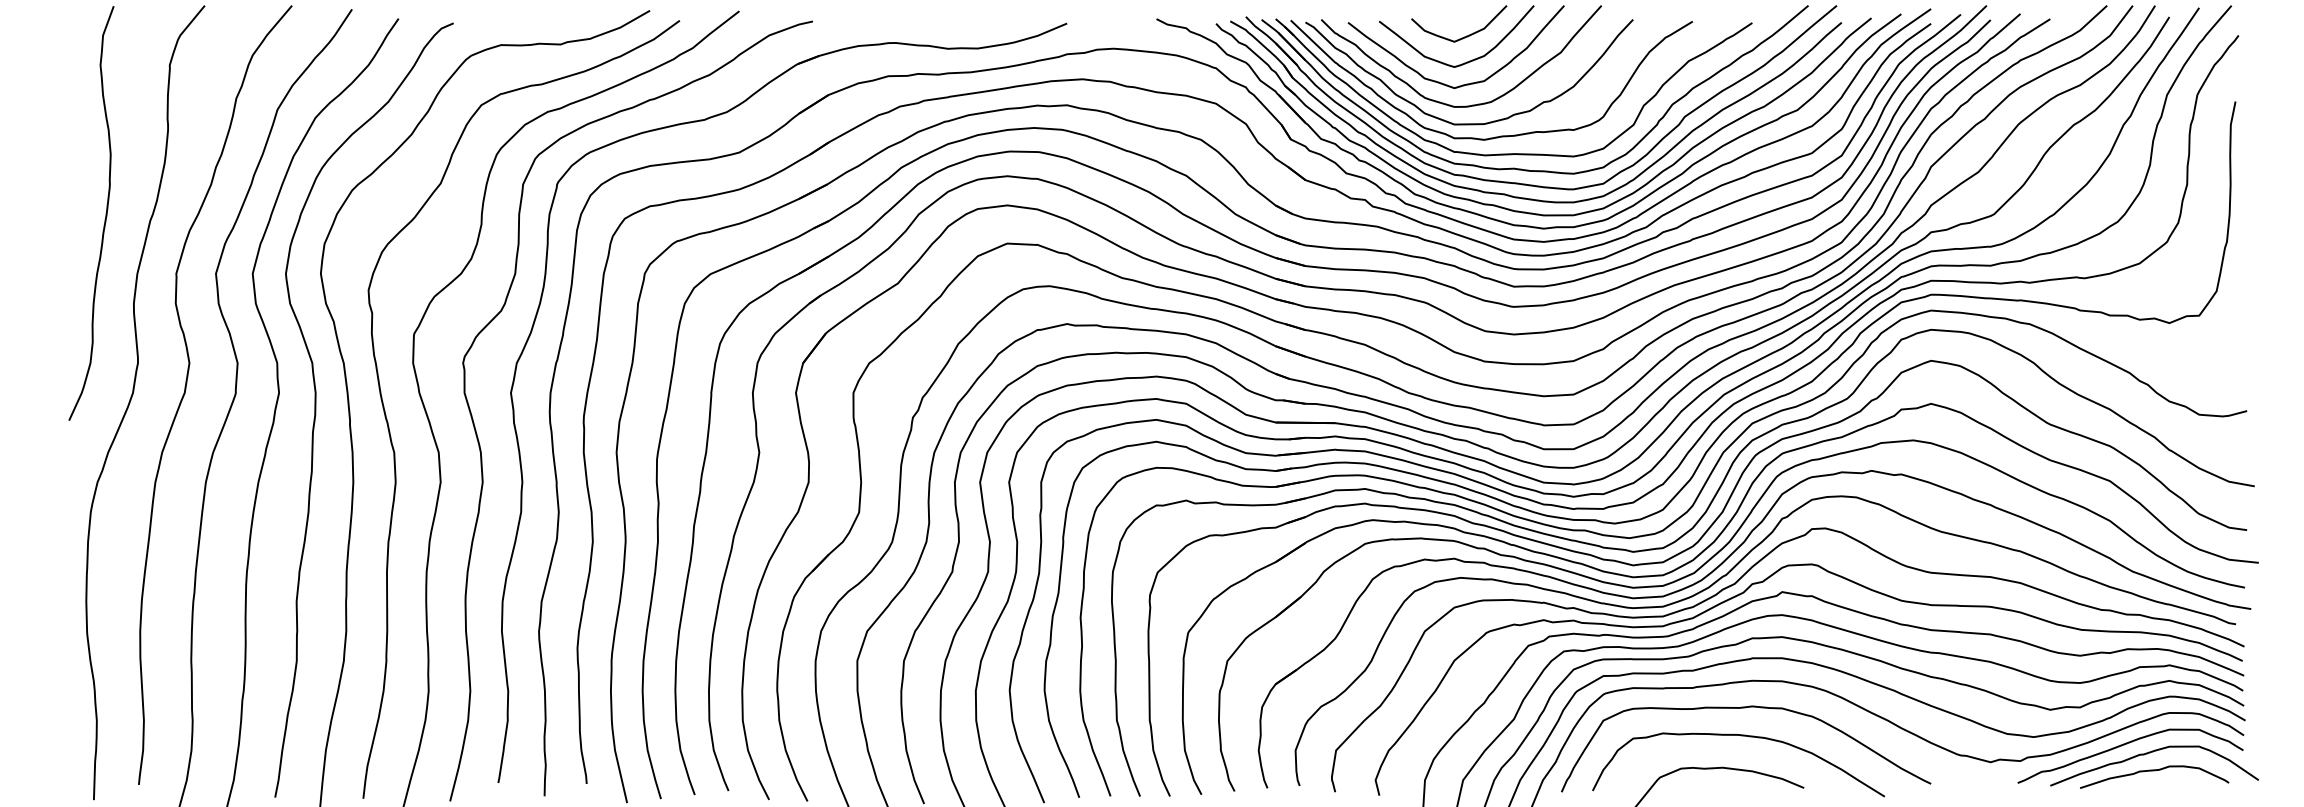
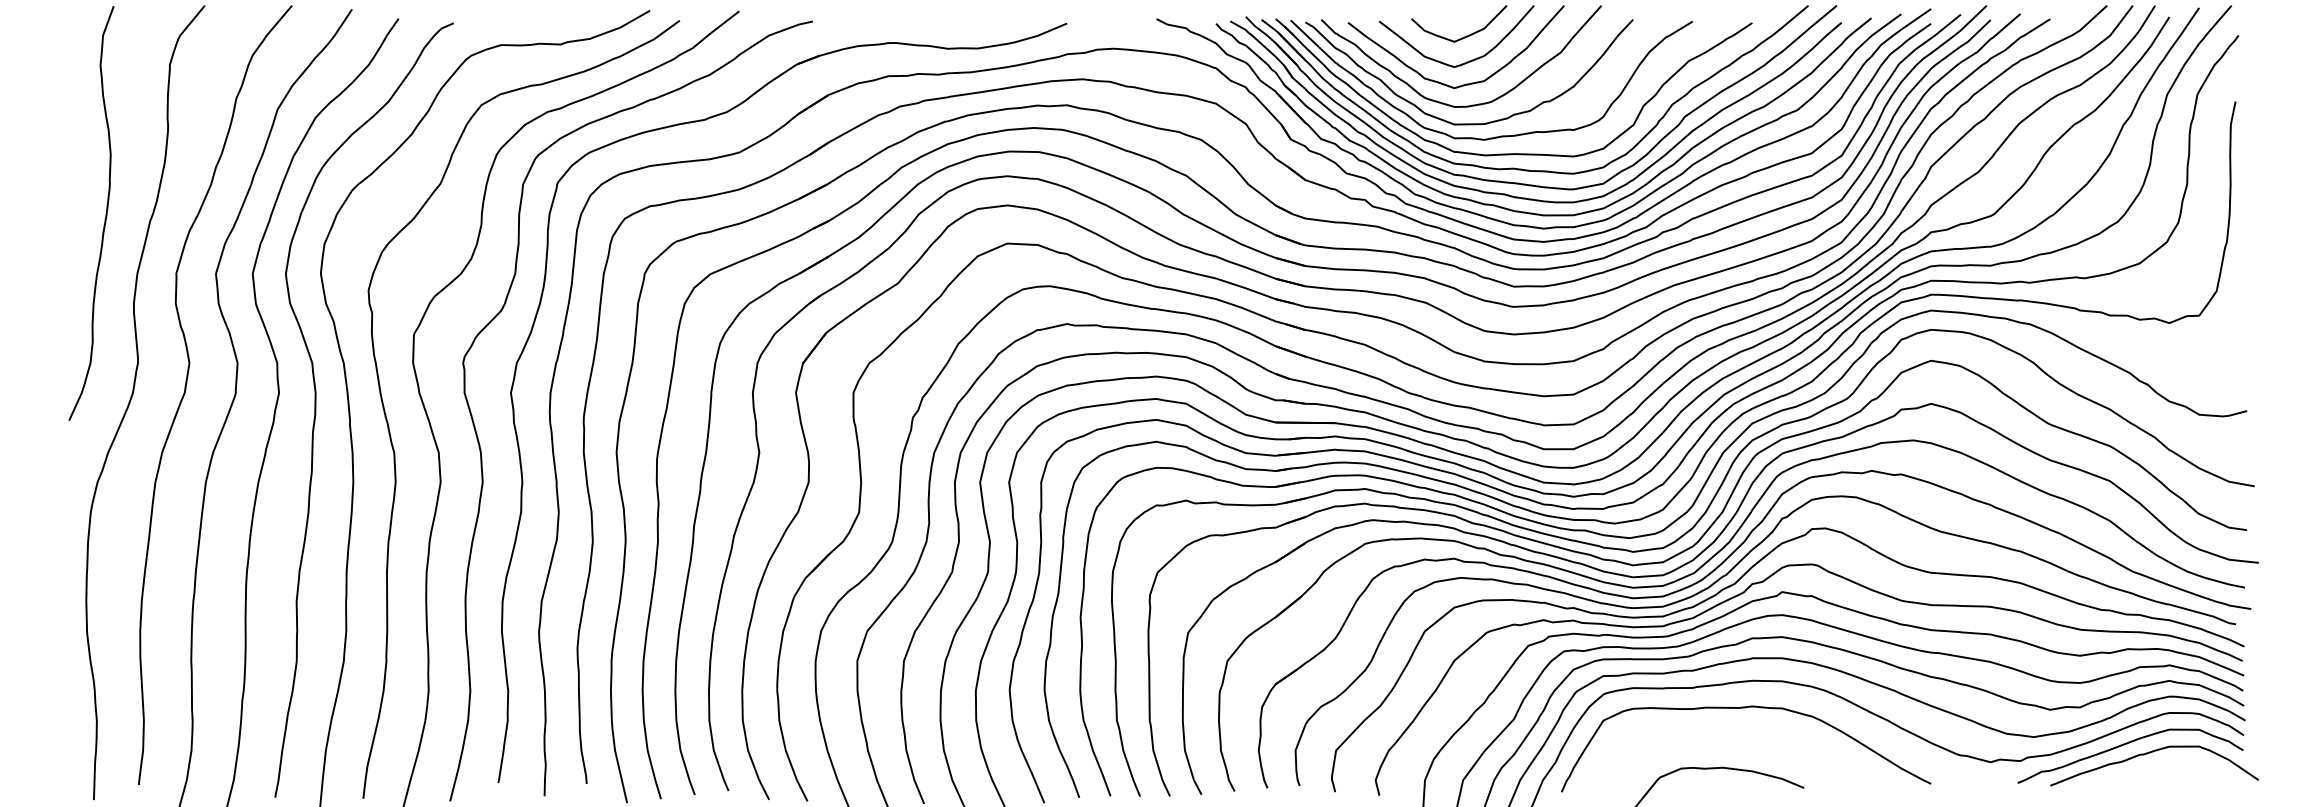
curve: present -> none (1740, 736)
curve: present -> none (2154, 771)
